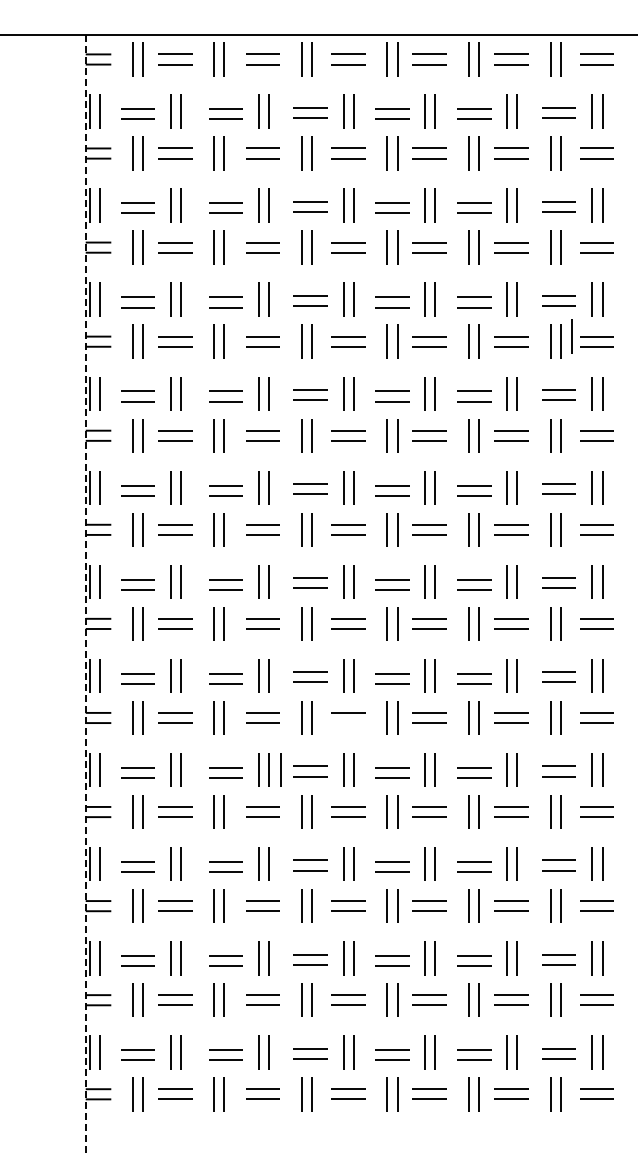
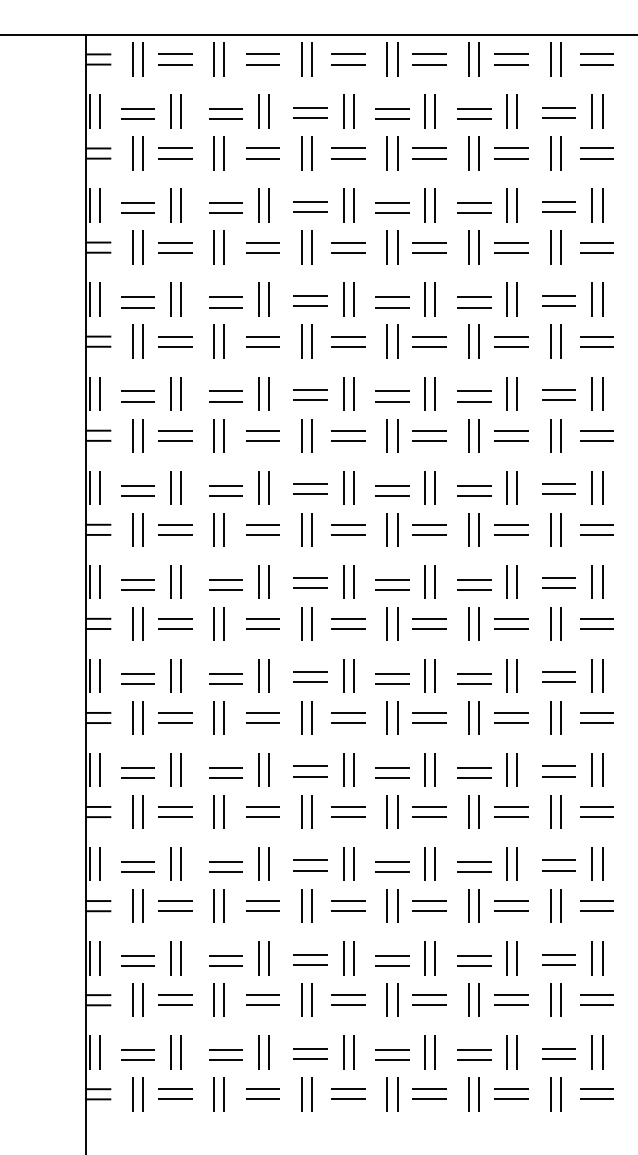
line: present -> none (571, 336)
line: dashed -> solid (85, 594)
line: none -> present (348, 722)
line: present -> none (280, 769)
